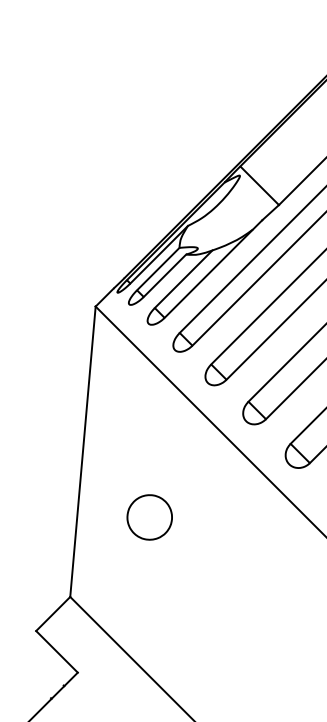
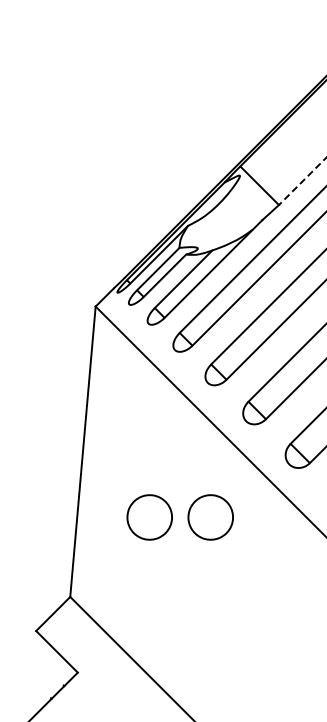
line: solid -> dashed (302, 181)
part: none -> present (210, 517)
